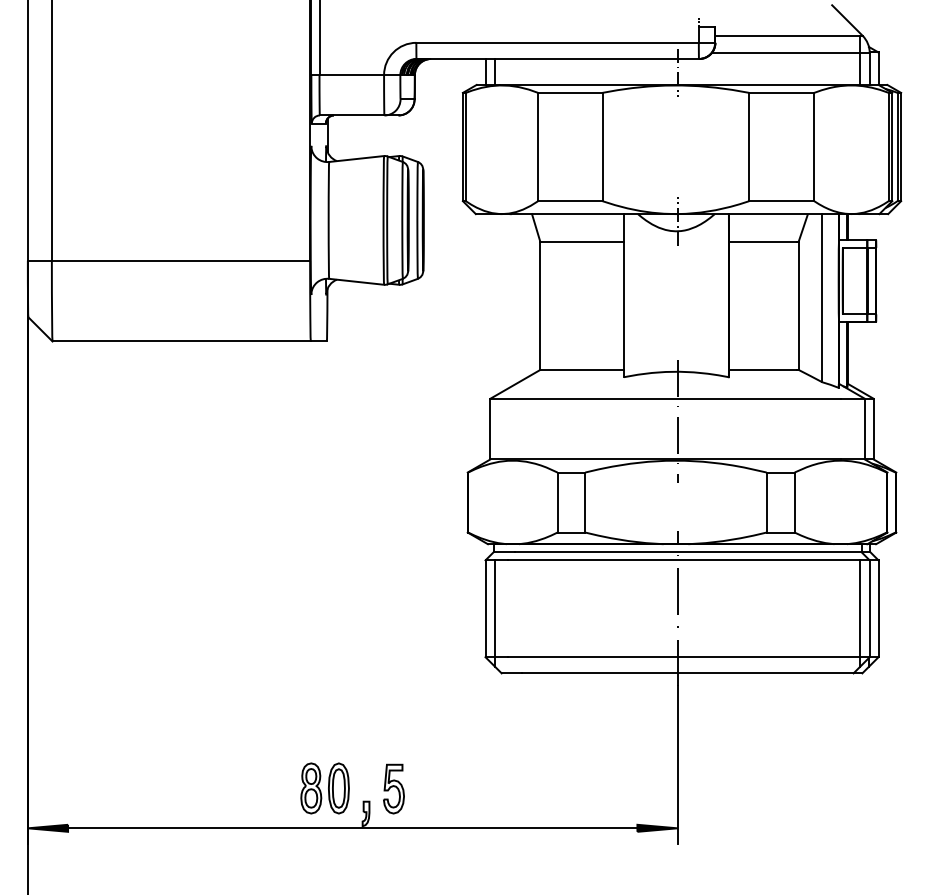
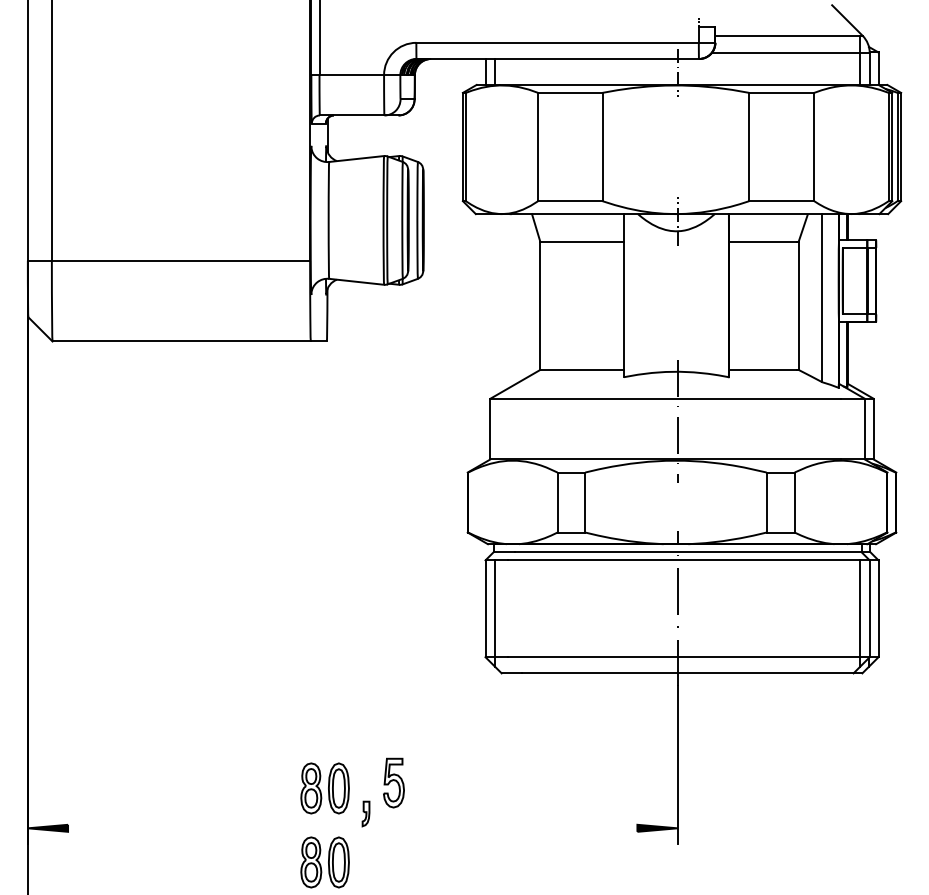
part position: (393, 788) -> (393, 782) (393, 782)
line: present -> none (352, 828)
part: none -> present (324, 862)
